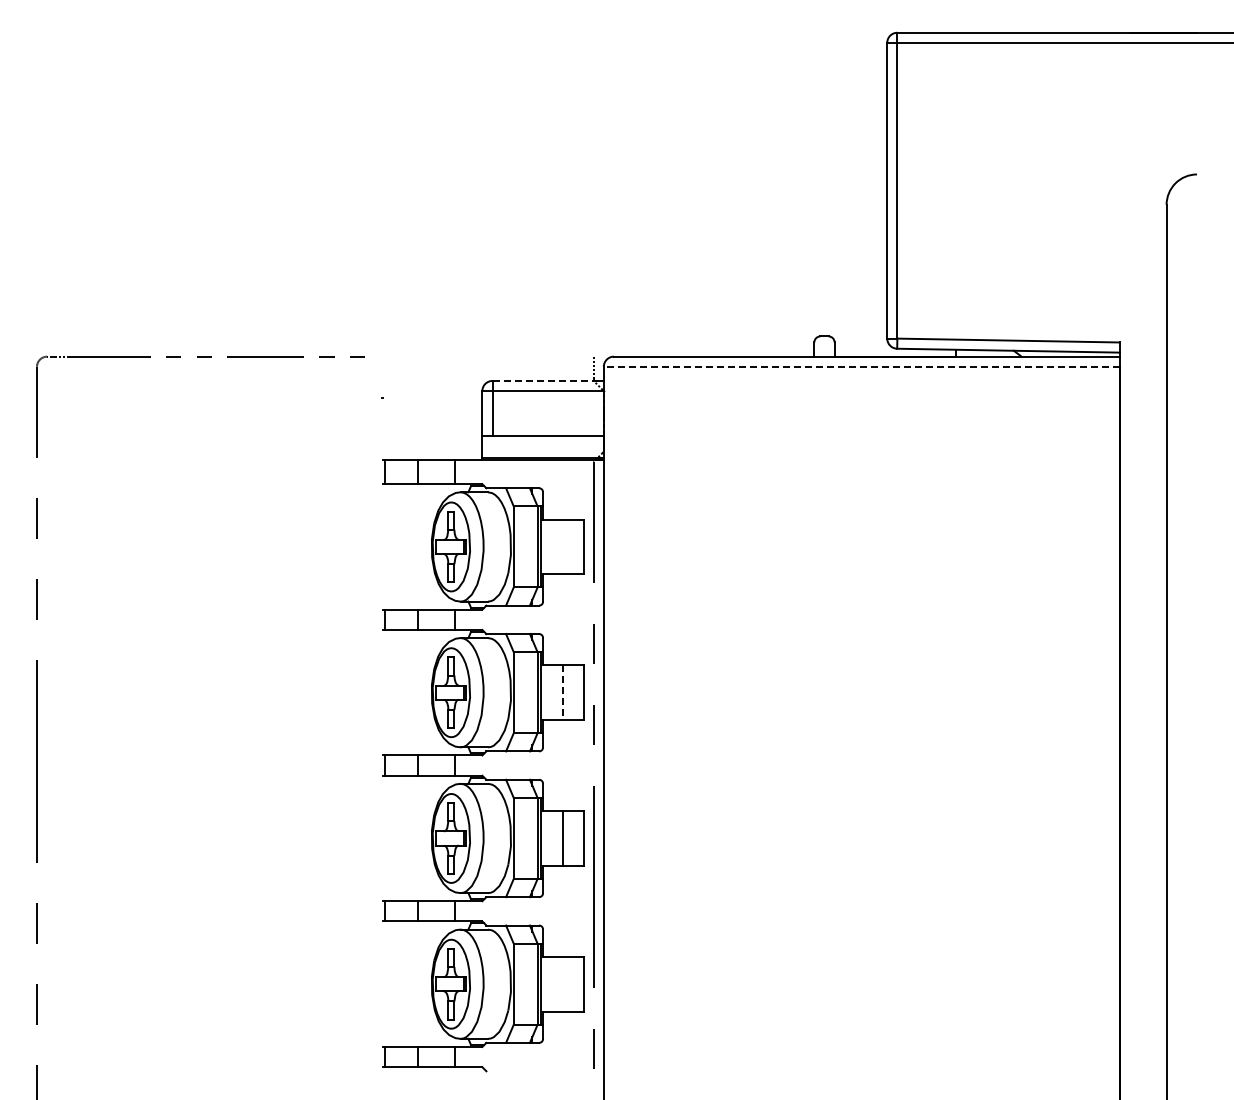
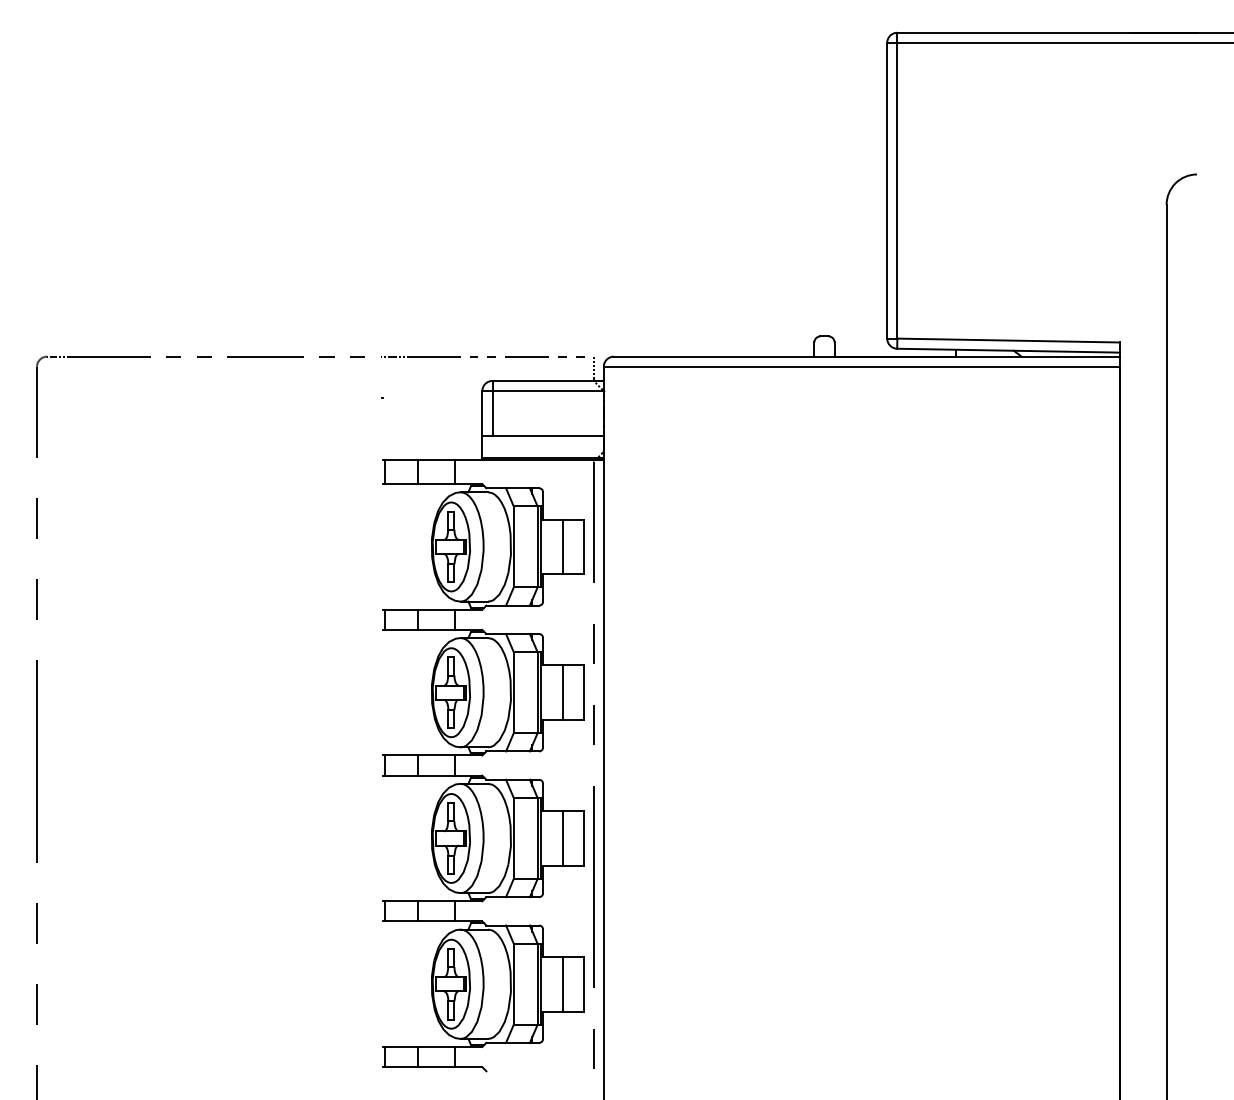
line: none -> present (477, 356)
line: dashed -> solid (861, 366)
line: dashed -> solid (548, 380)
line: none -> present (562, 546)
line: dashed -> solid (562, 693)
line: none -> present (562, 983)
